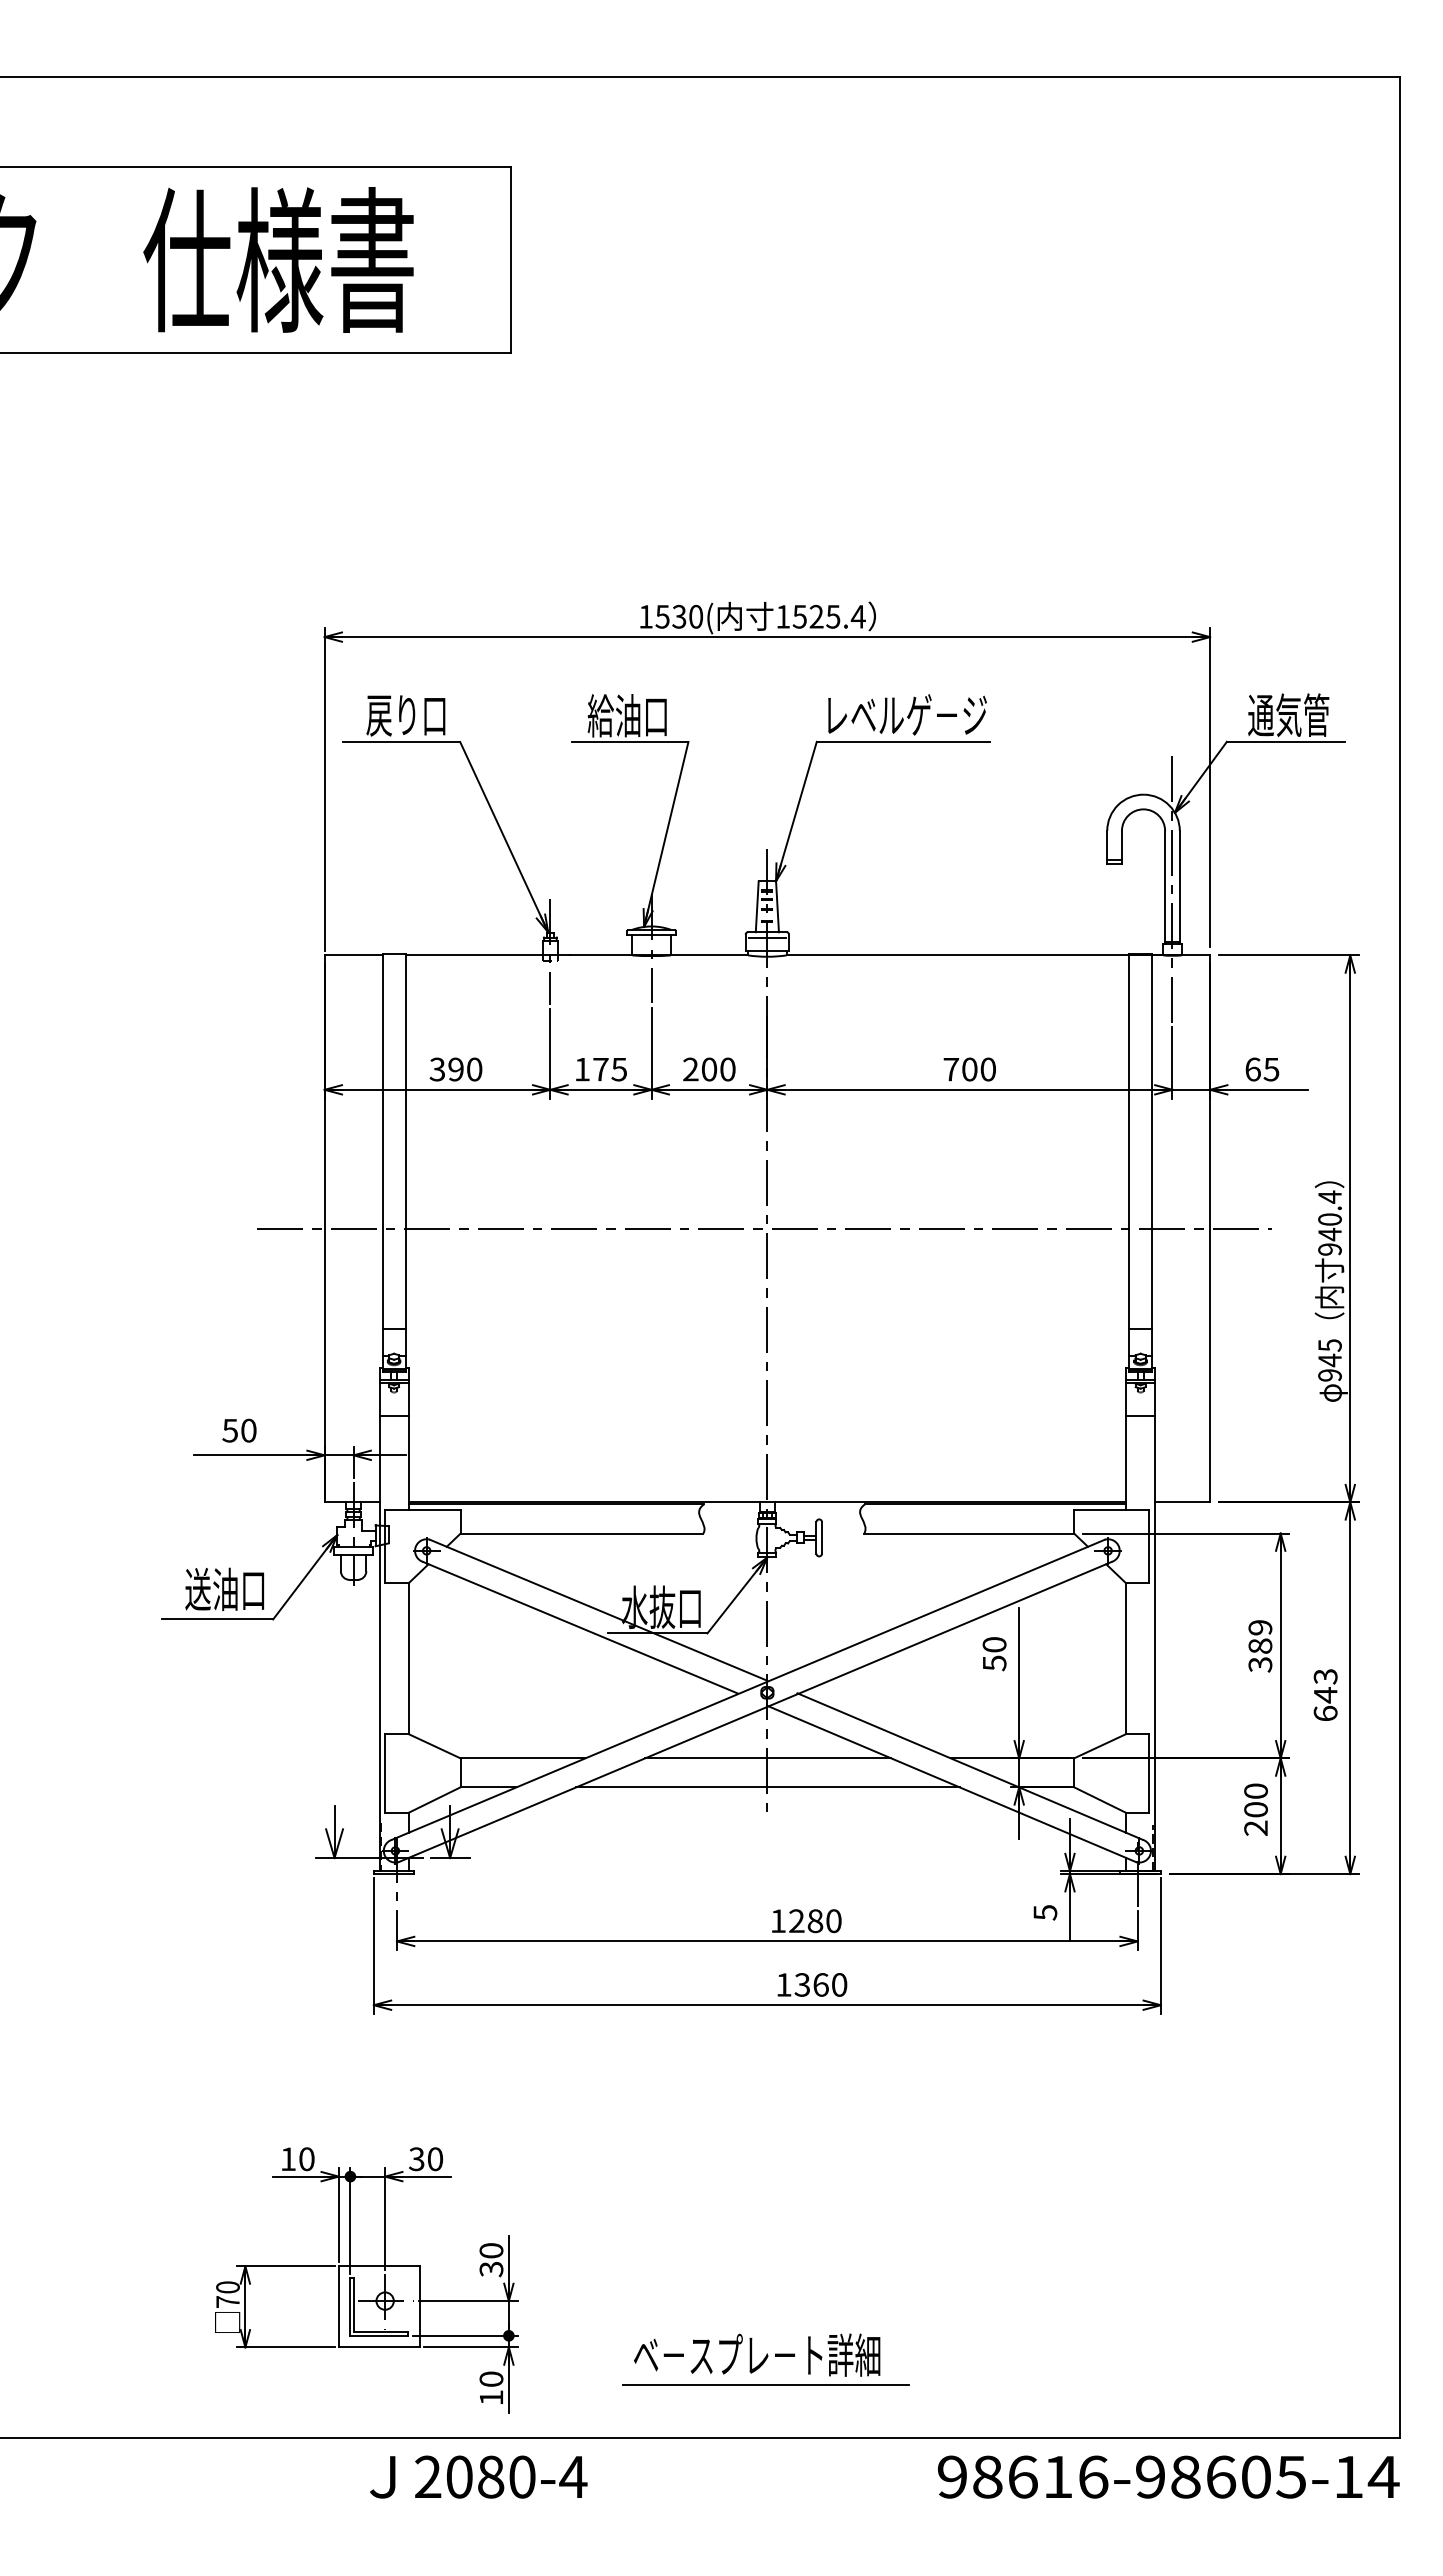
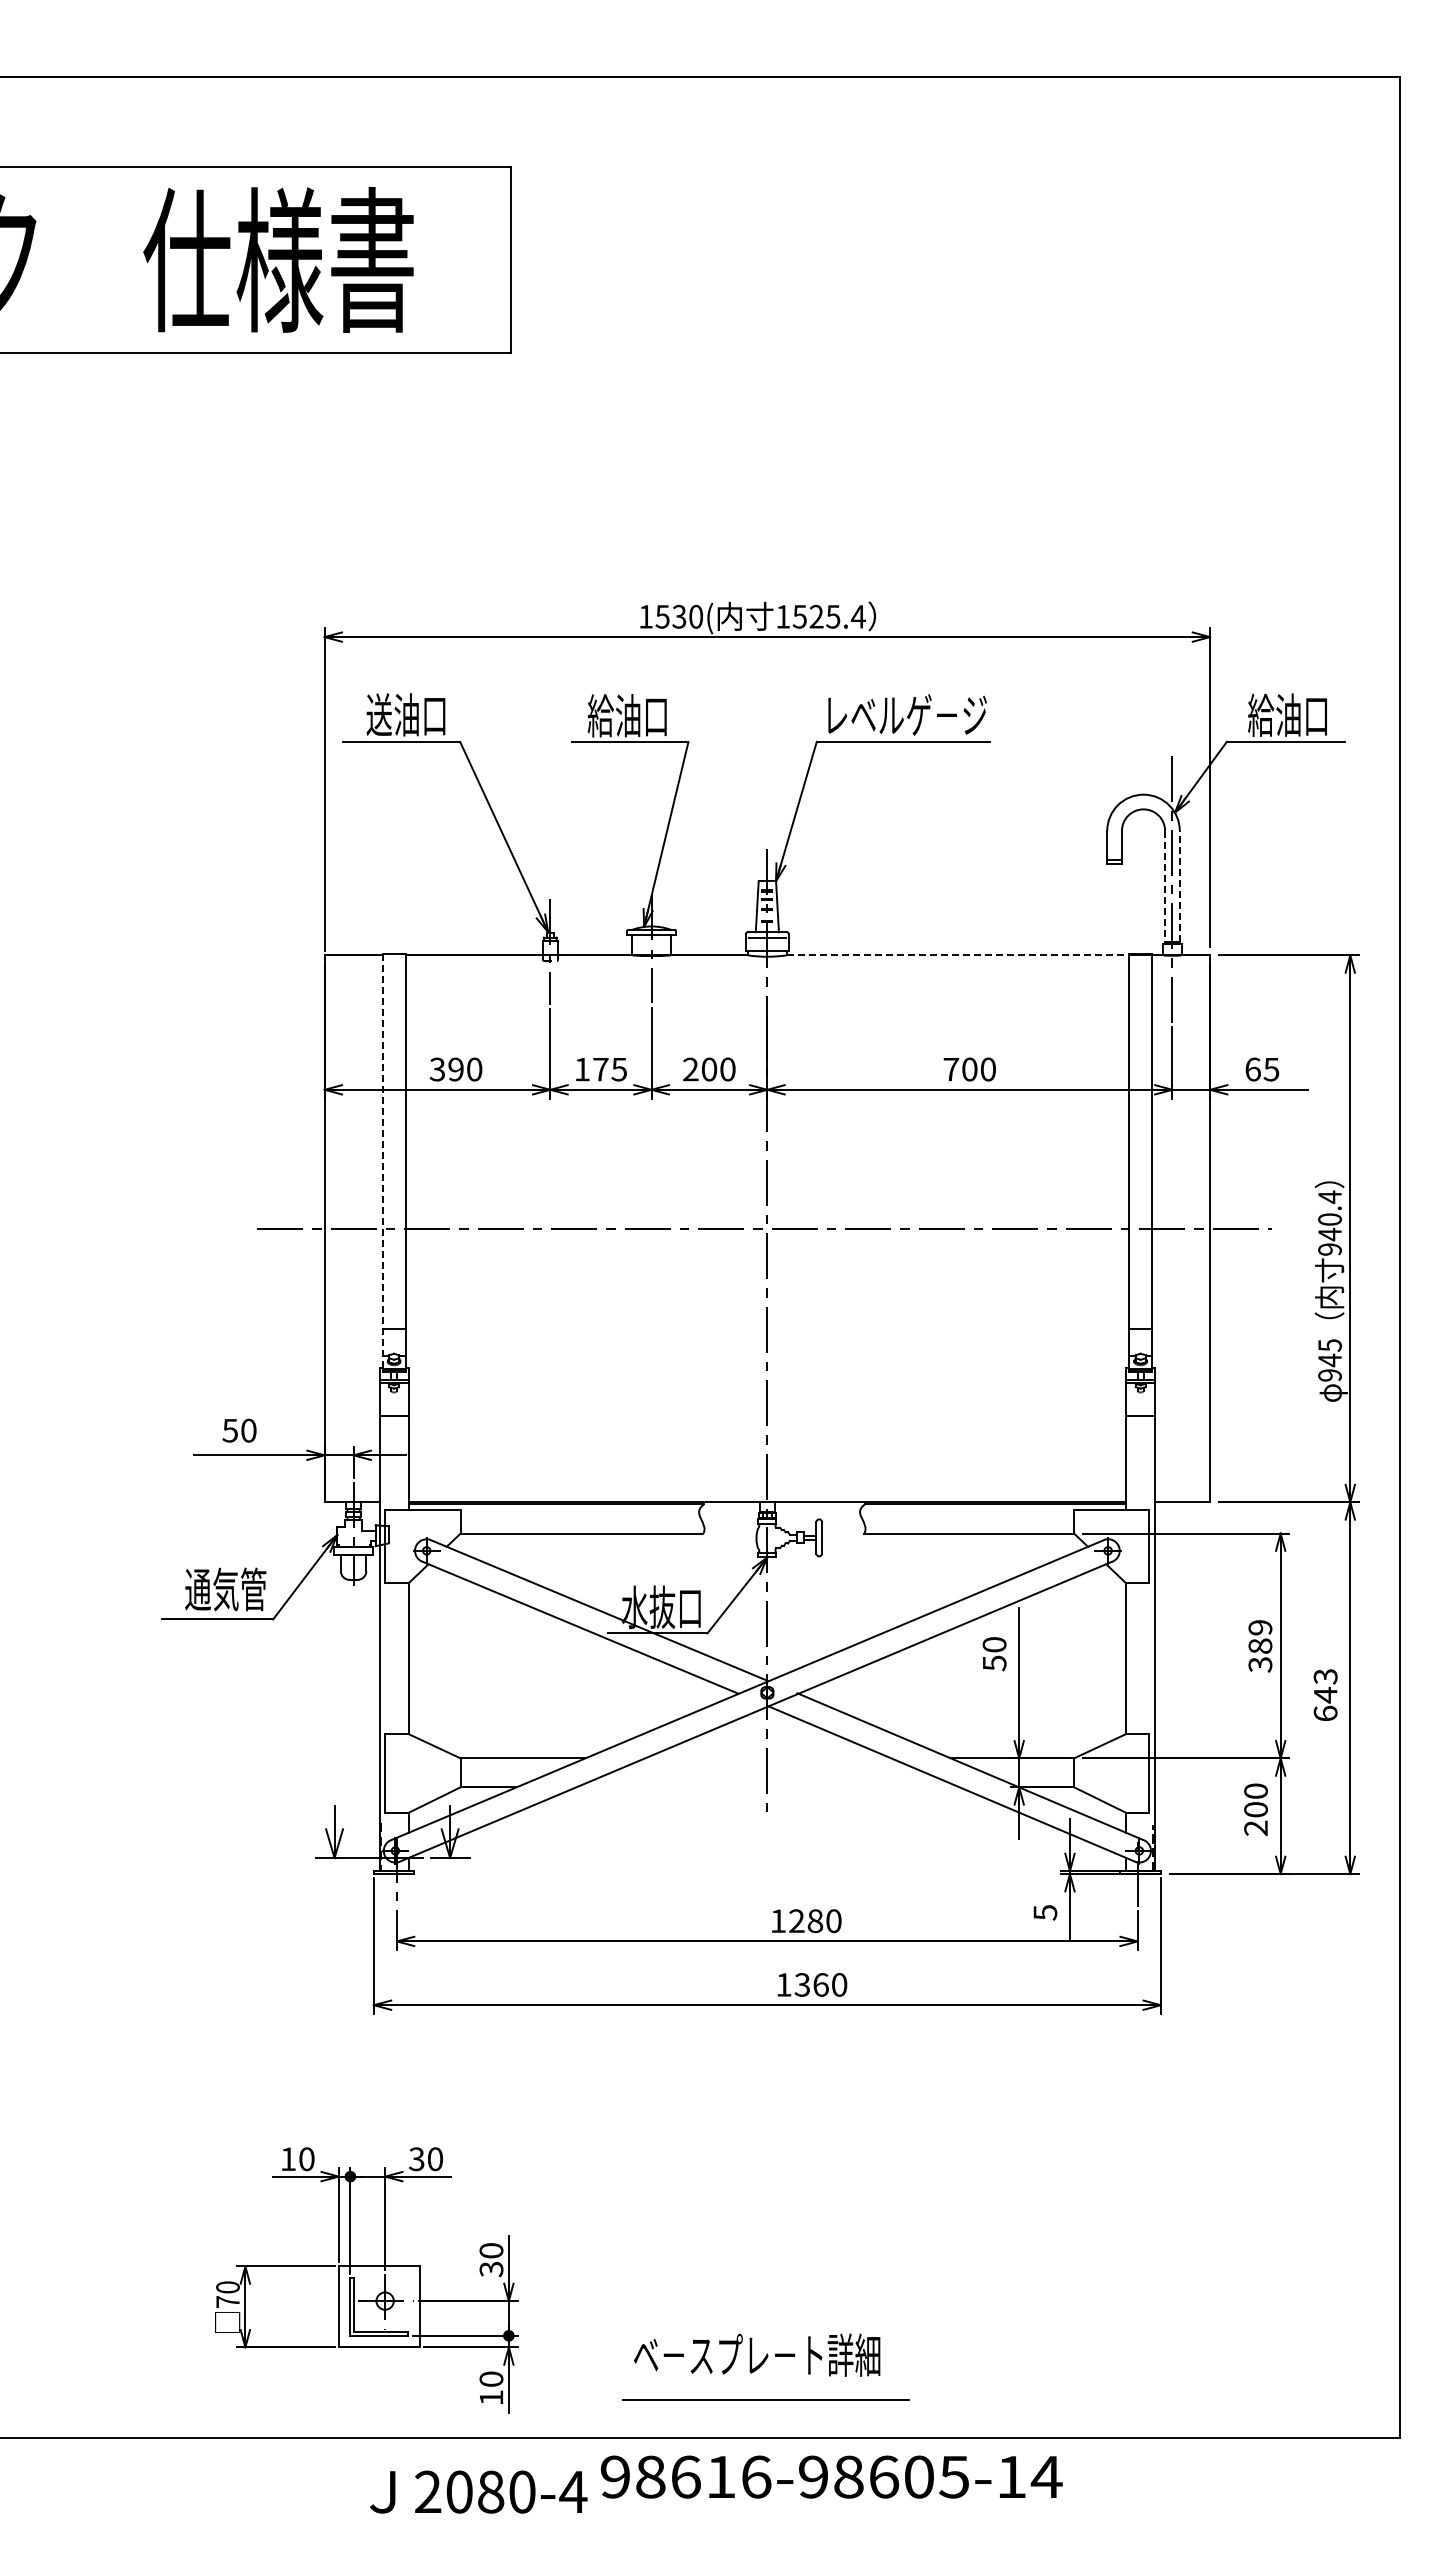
text: 戻り口 -> 送油口 (392, 714)
text: 通気管 -> 給油口 (1288, 714)
line: solid -> dashed (1165, 886)
line: solid -> dashed (1179, 886)
line: solid -> dashed (975, 955)
line: solid -> dashed (382, 1163)
text: 送油口 -> 通気管 (225, 1589)
line: present -> none (768, 1758)
line: present -> none (767, 1787)
line position: (765, 2384) -> (765, 2399) (765, 2399)
text position: (478, 2476) -> (478, 2491) (478, 2491)
text position: (1168, 2476) -> (831, 2476) (831, 2476)
